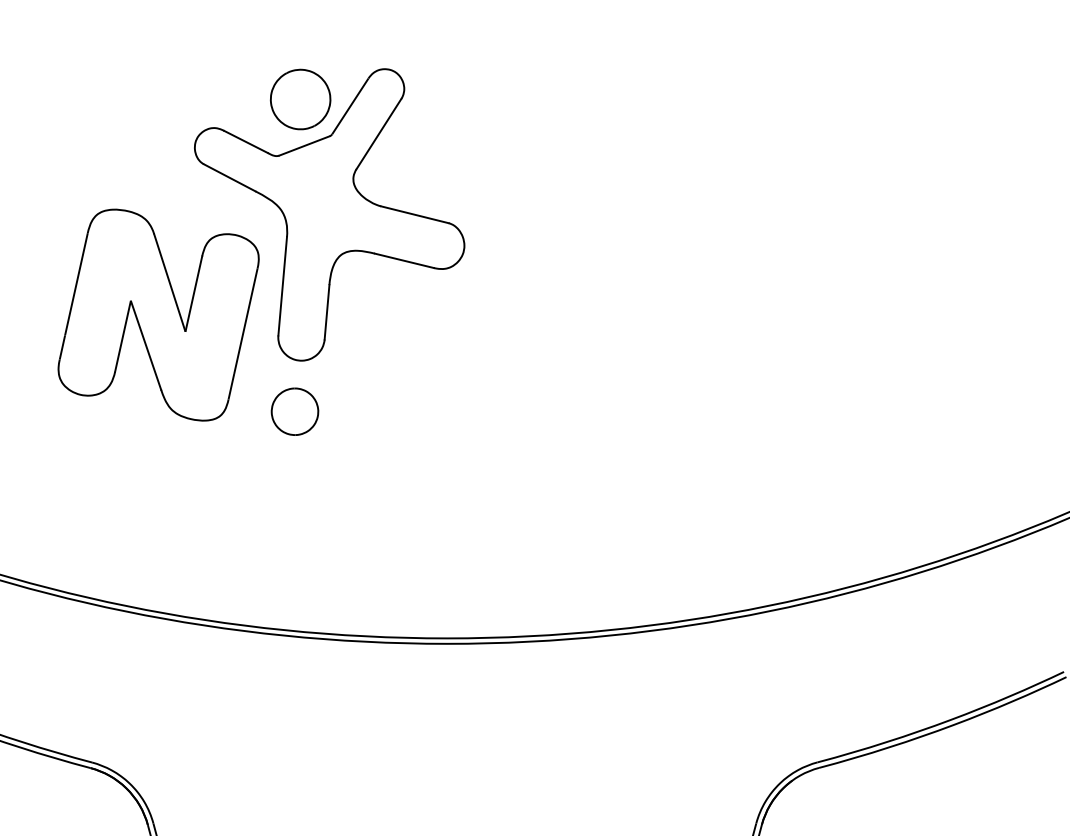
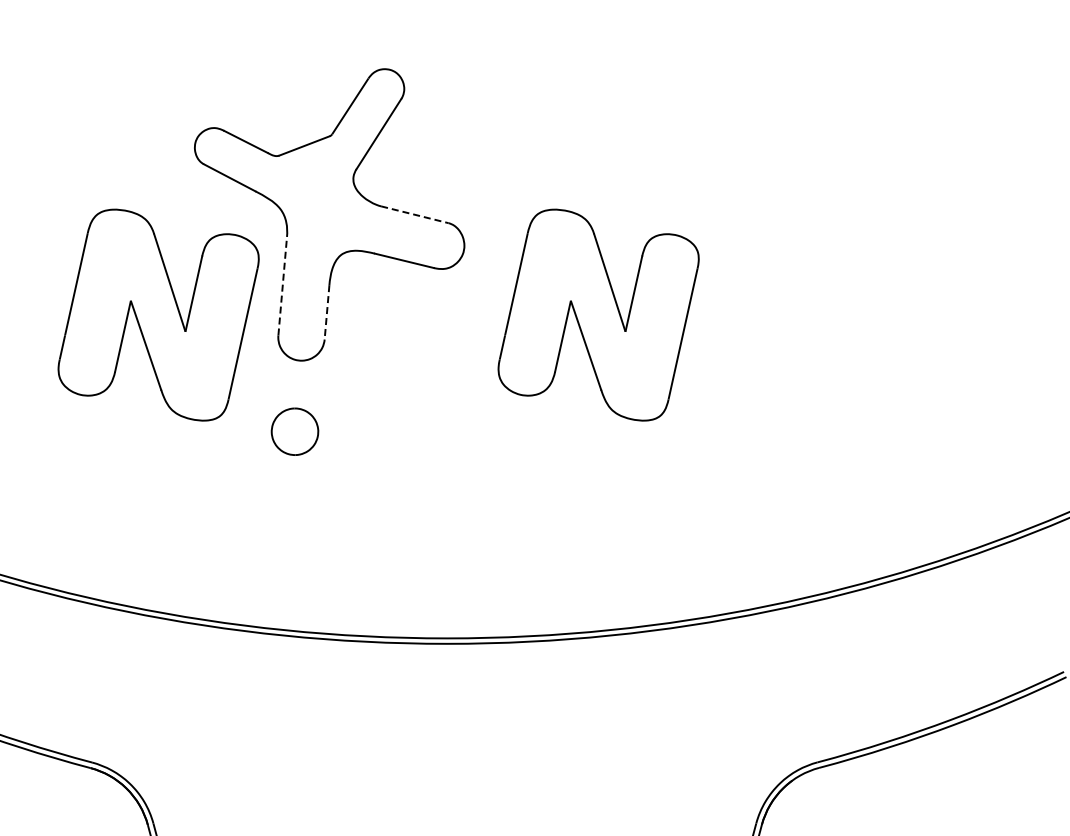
part: present -> none (300, 99)
line: solid -> dashed (414, 214)
line: solid -> dashed (282, 285)
line: solid -> dashed (327, 312)
part: none -> present (598, 314)
part position: (294, 411) -> (294, 431) (294, 431)
